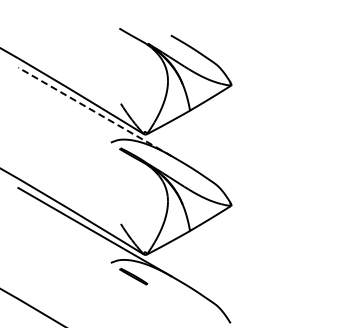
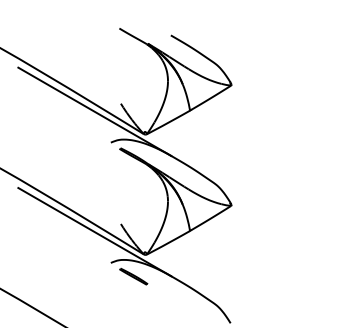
line: dashed -> solid (94, 111)
